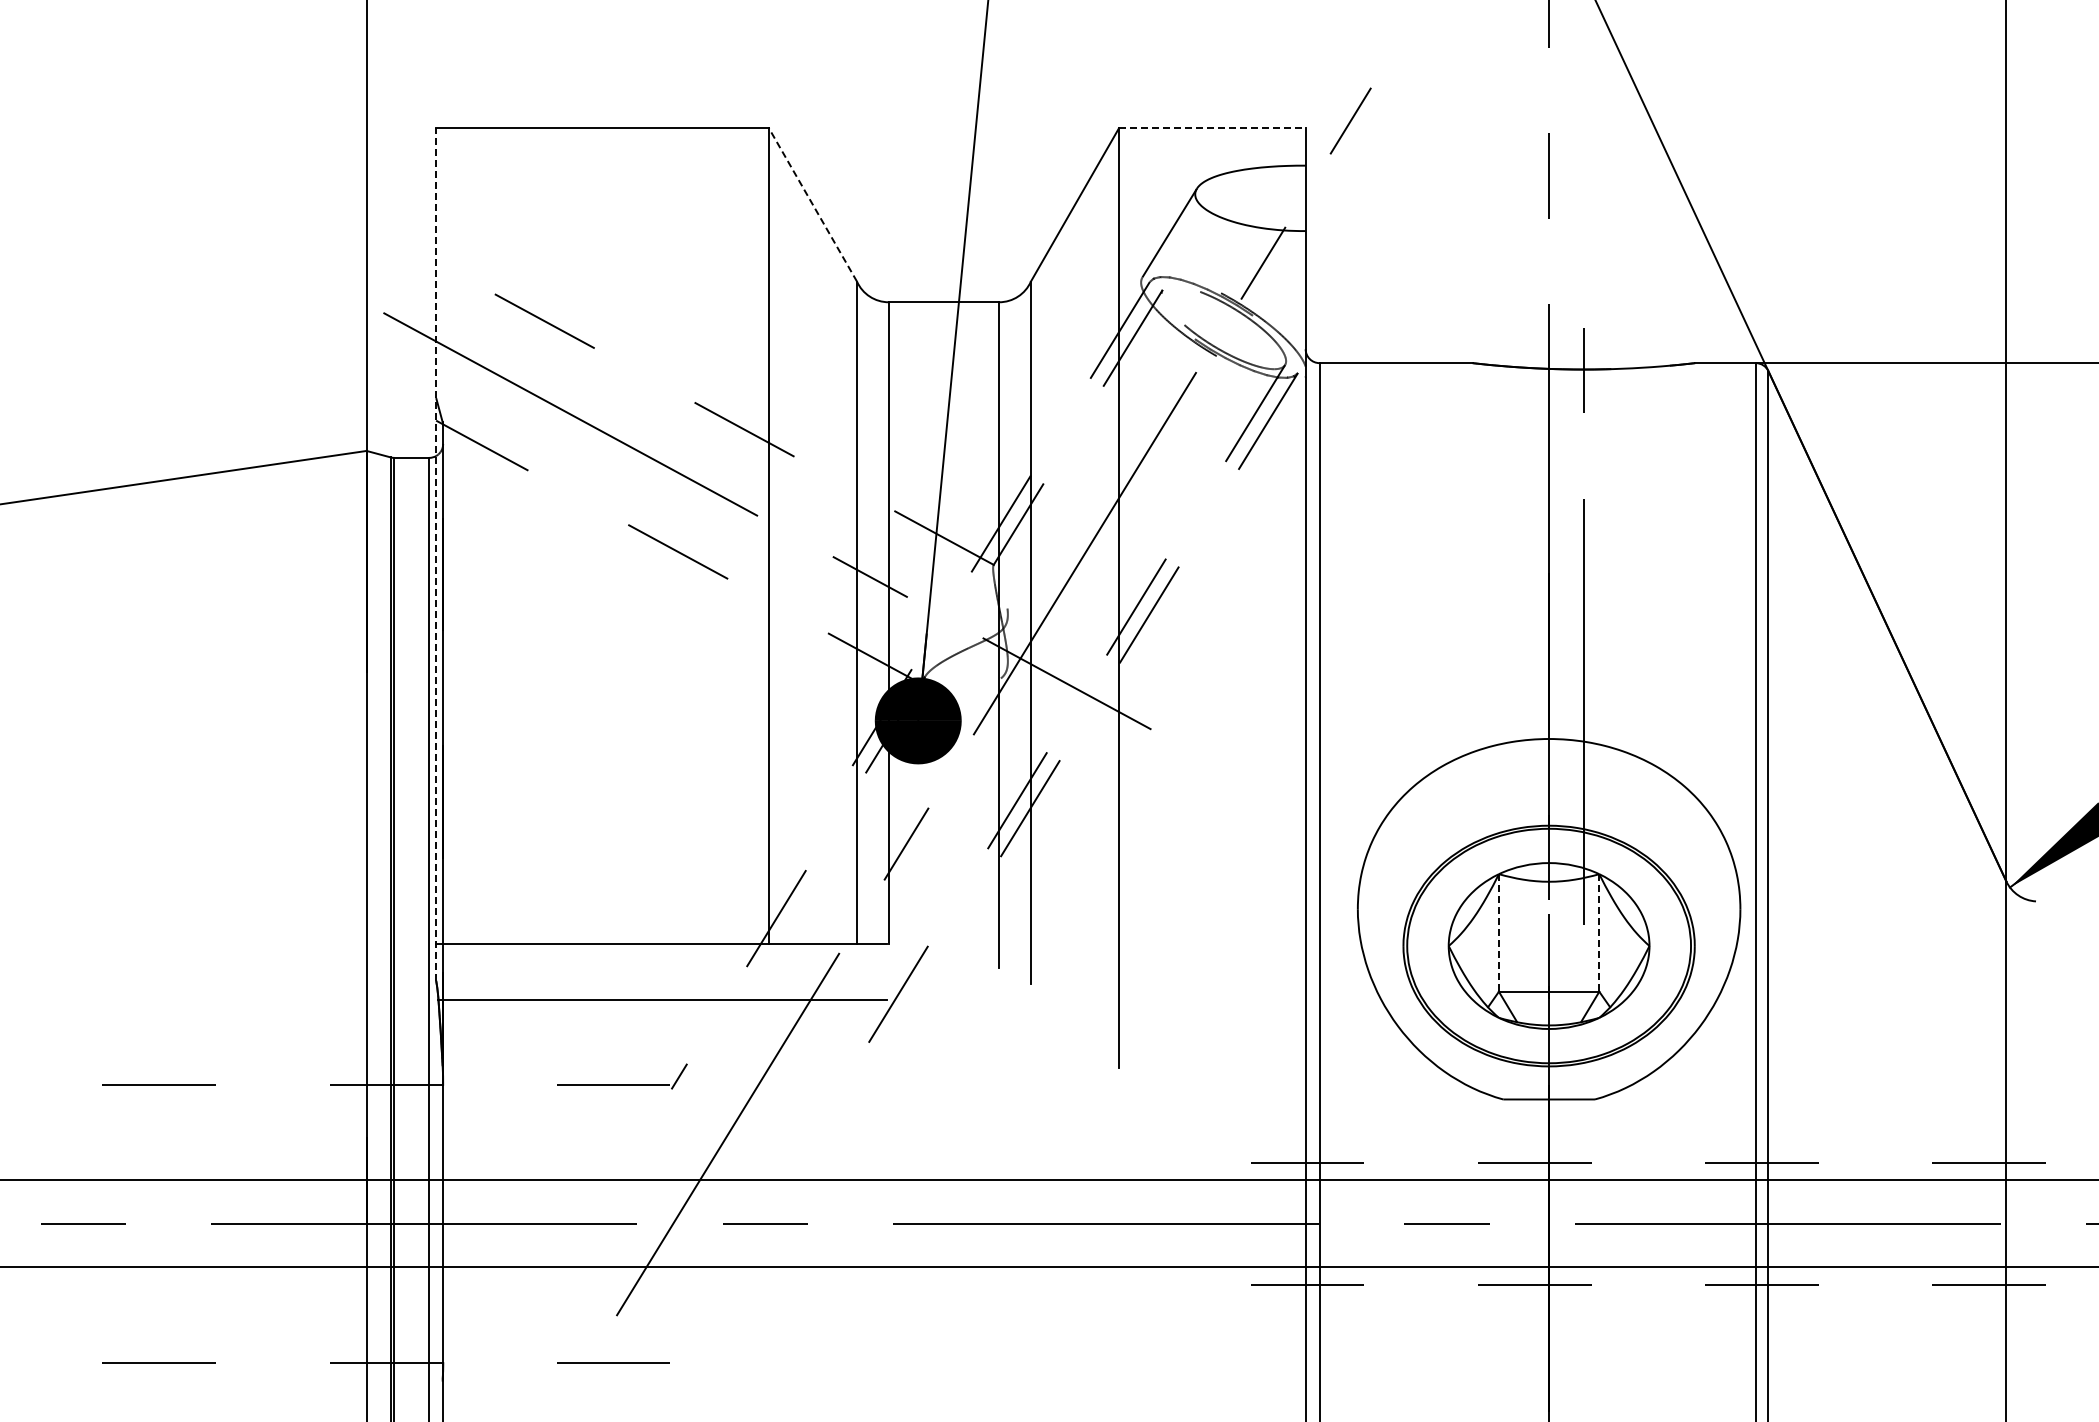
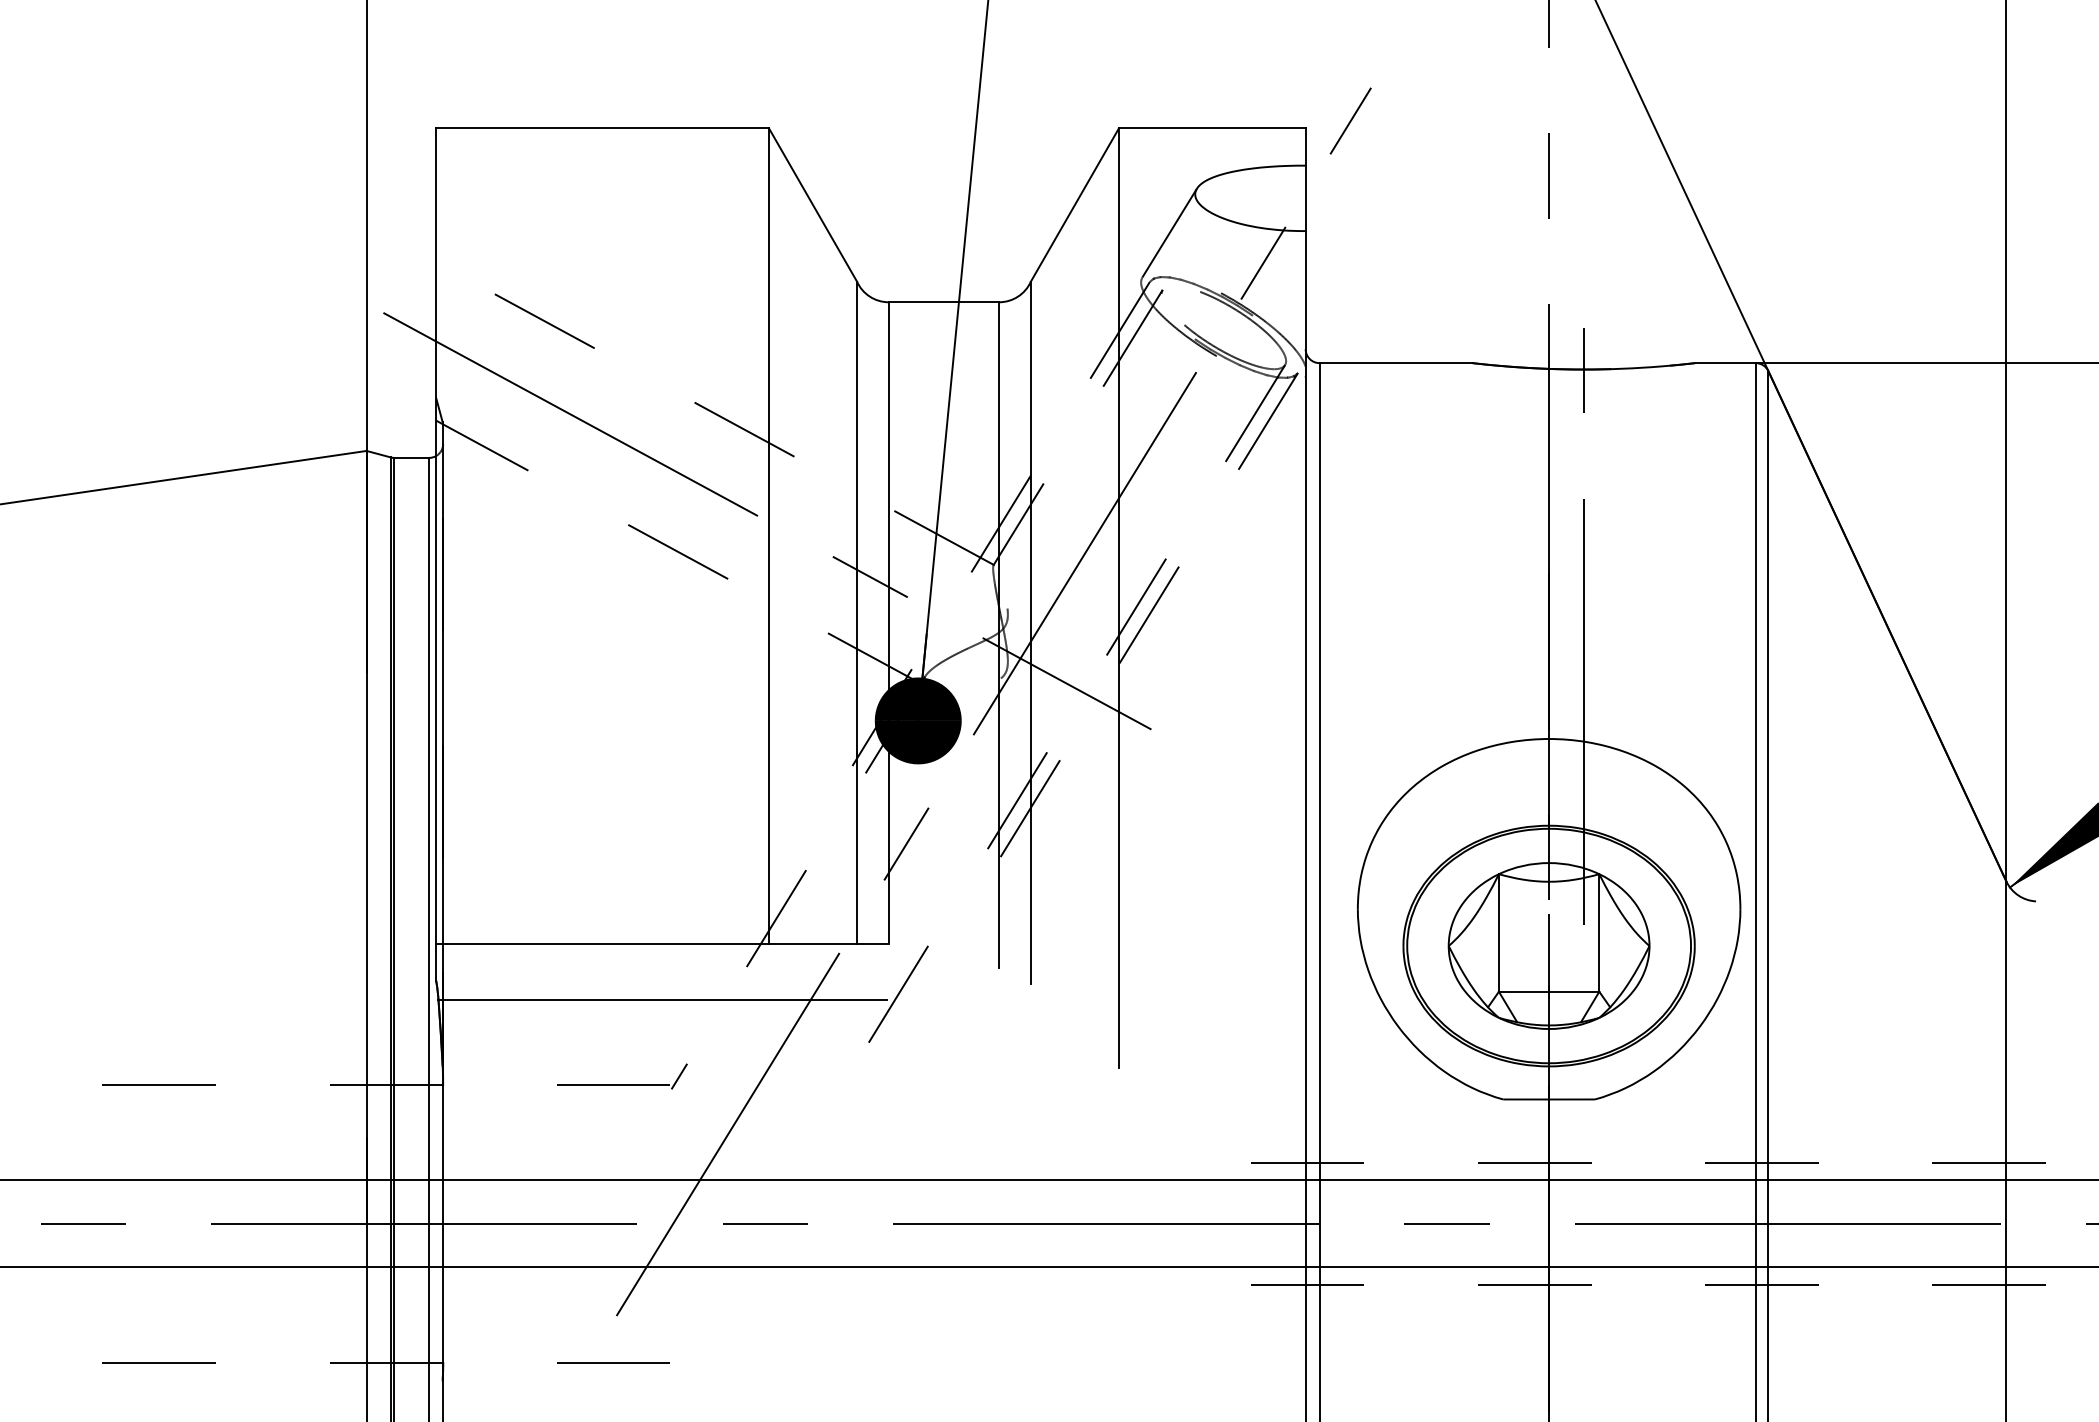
line: dashed -> solid (1212, 128)
line: dashed -> solid (812, 204)
line: dashed -> solid (436, 554)
line: dashed -> solid (1498, 932)
line: dashed -> solid (1599, 932)
